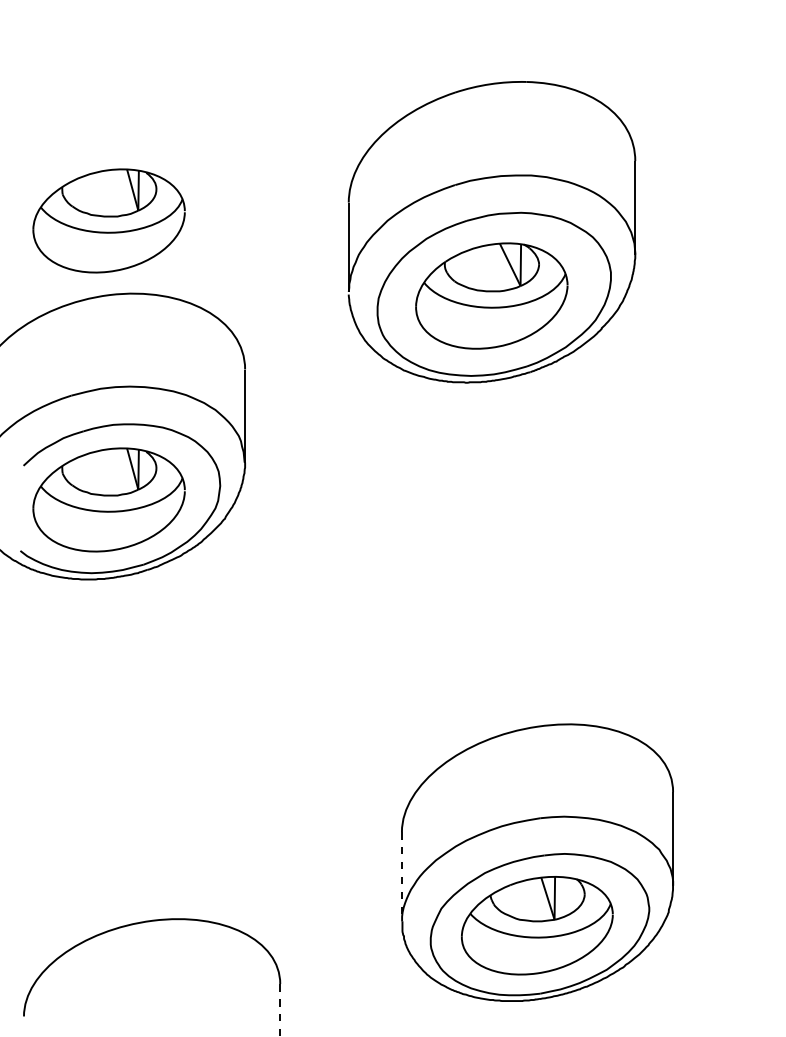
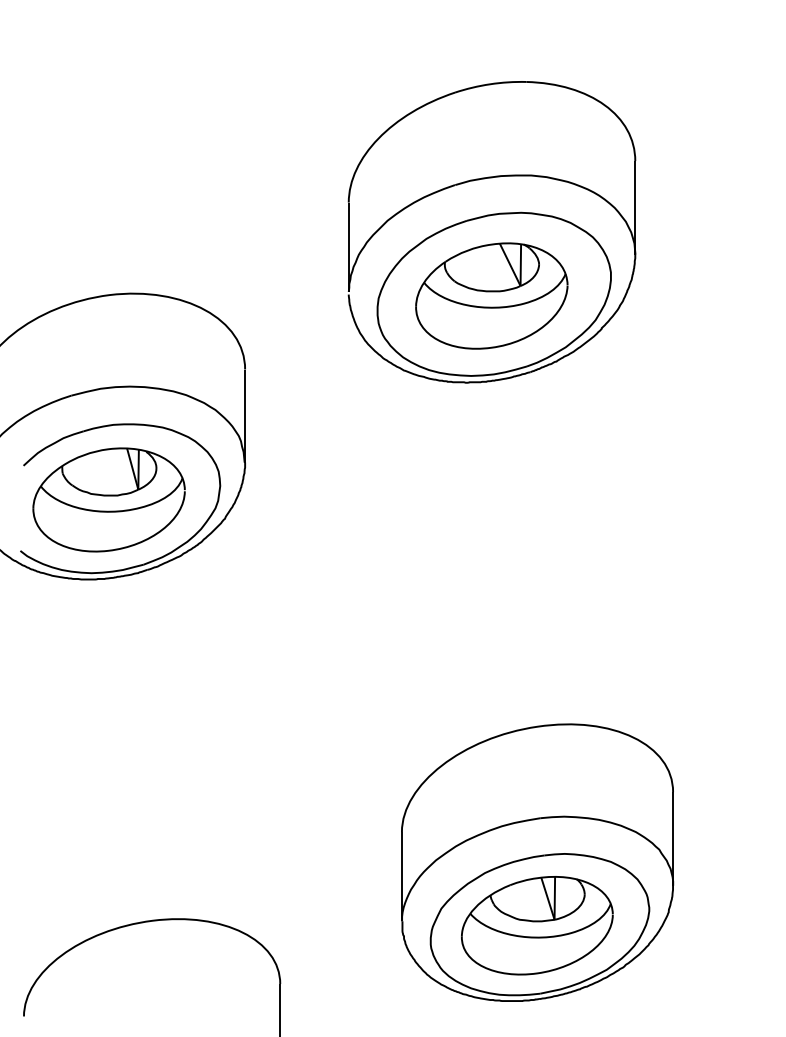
part: present -> none (108, 220)
line: dashed -> solid (402, 876)
line: dashed -> solid (280, 1010)
